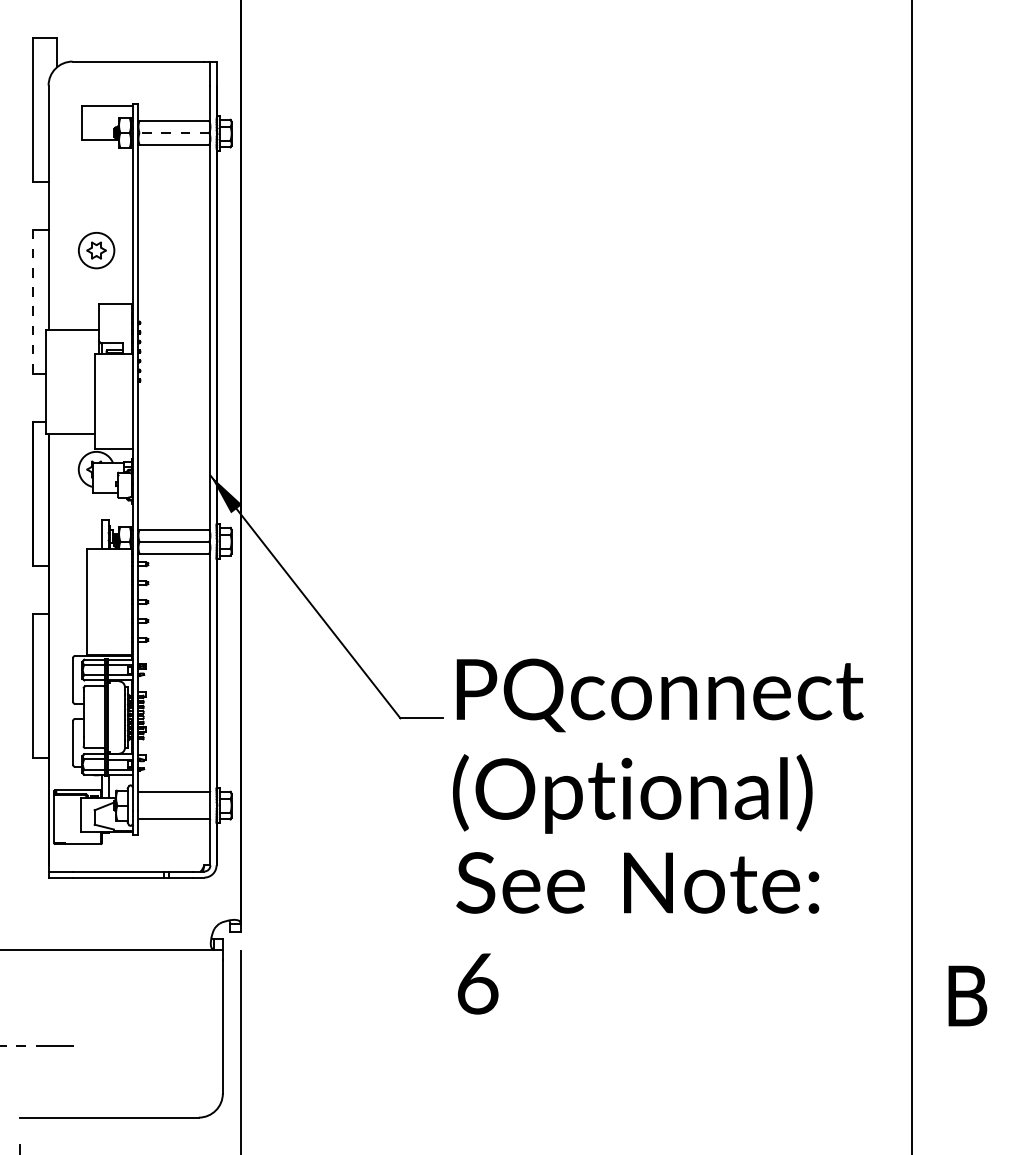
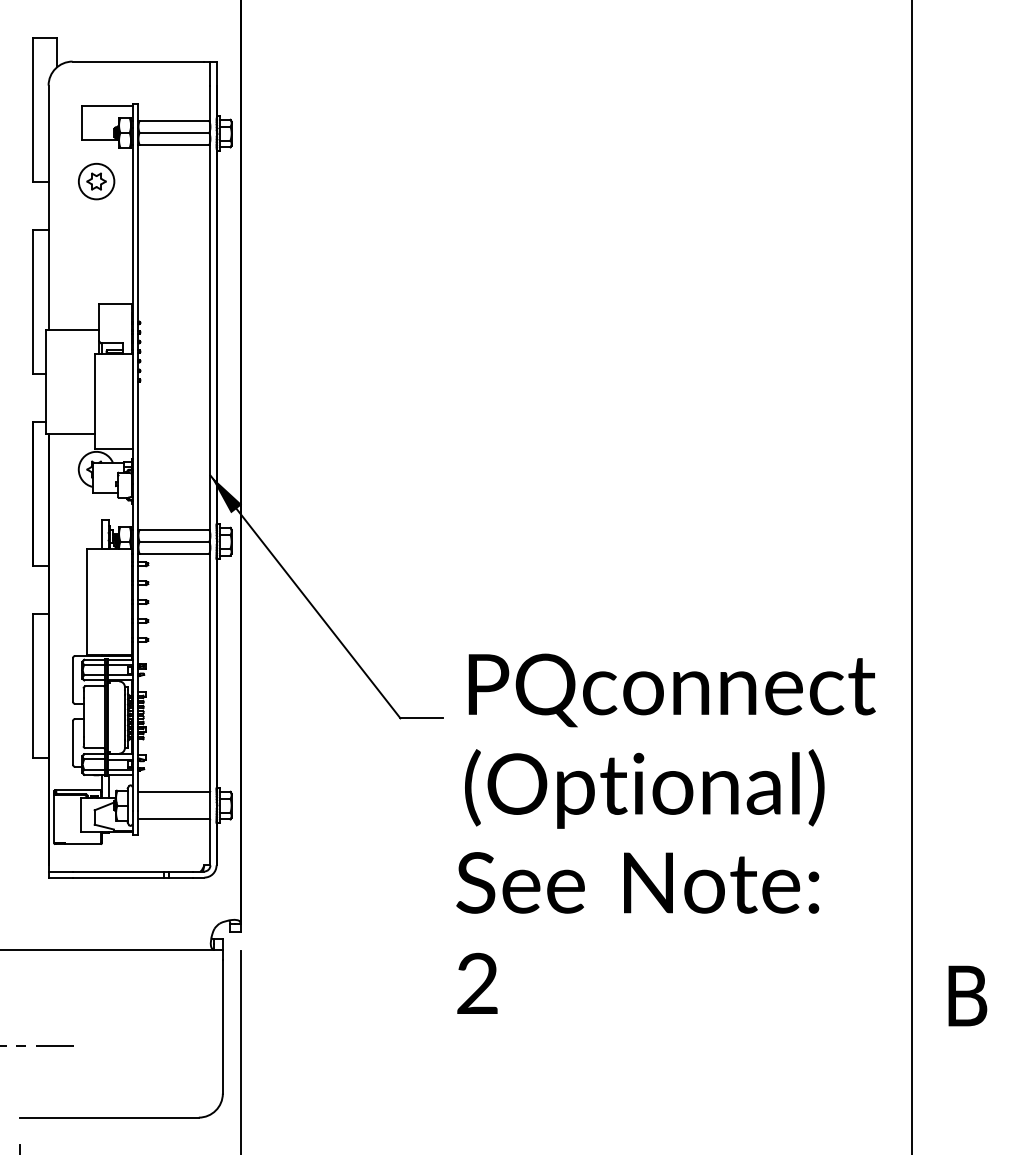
line: dashed -> solid (174, 132)
part position: (96, 250) -> (96, 181) (96, 181)
line: dashed -> solid (33, 301)
text position: (658, 745) -> (670, 740) (670, 740)
text: 6 -> 2 (477, 983)
